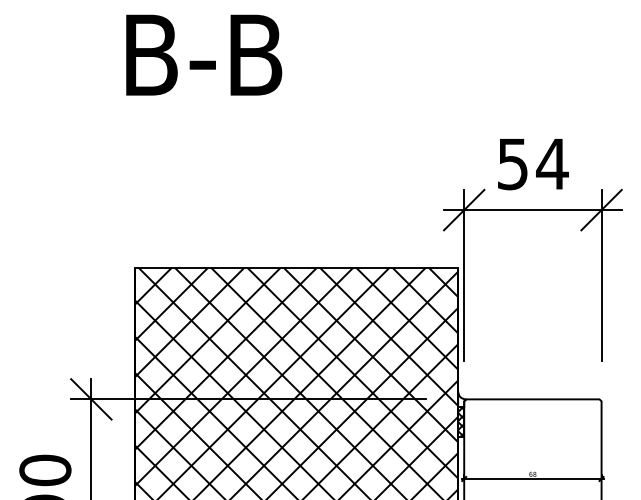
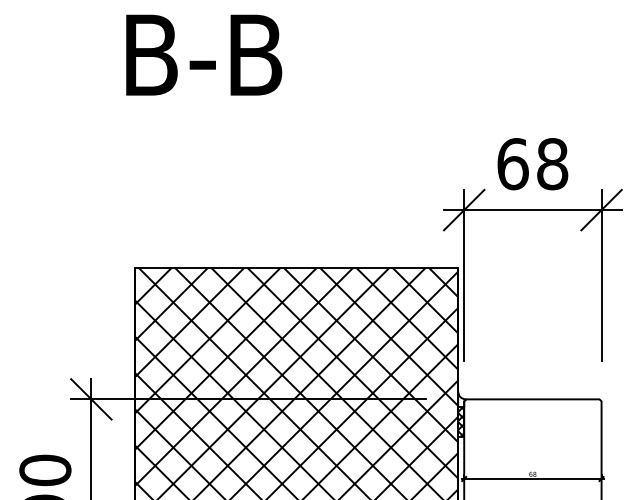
text: 54 -> 68 (532, 164)
